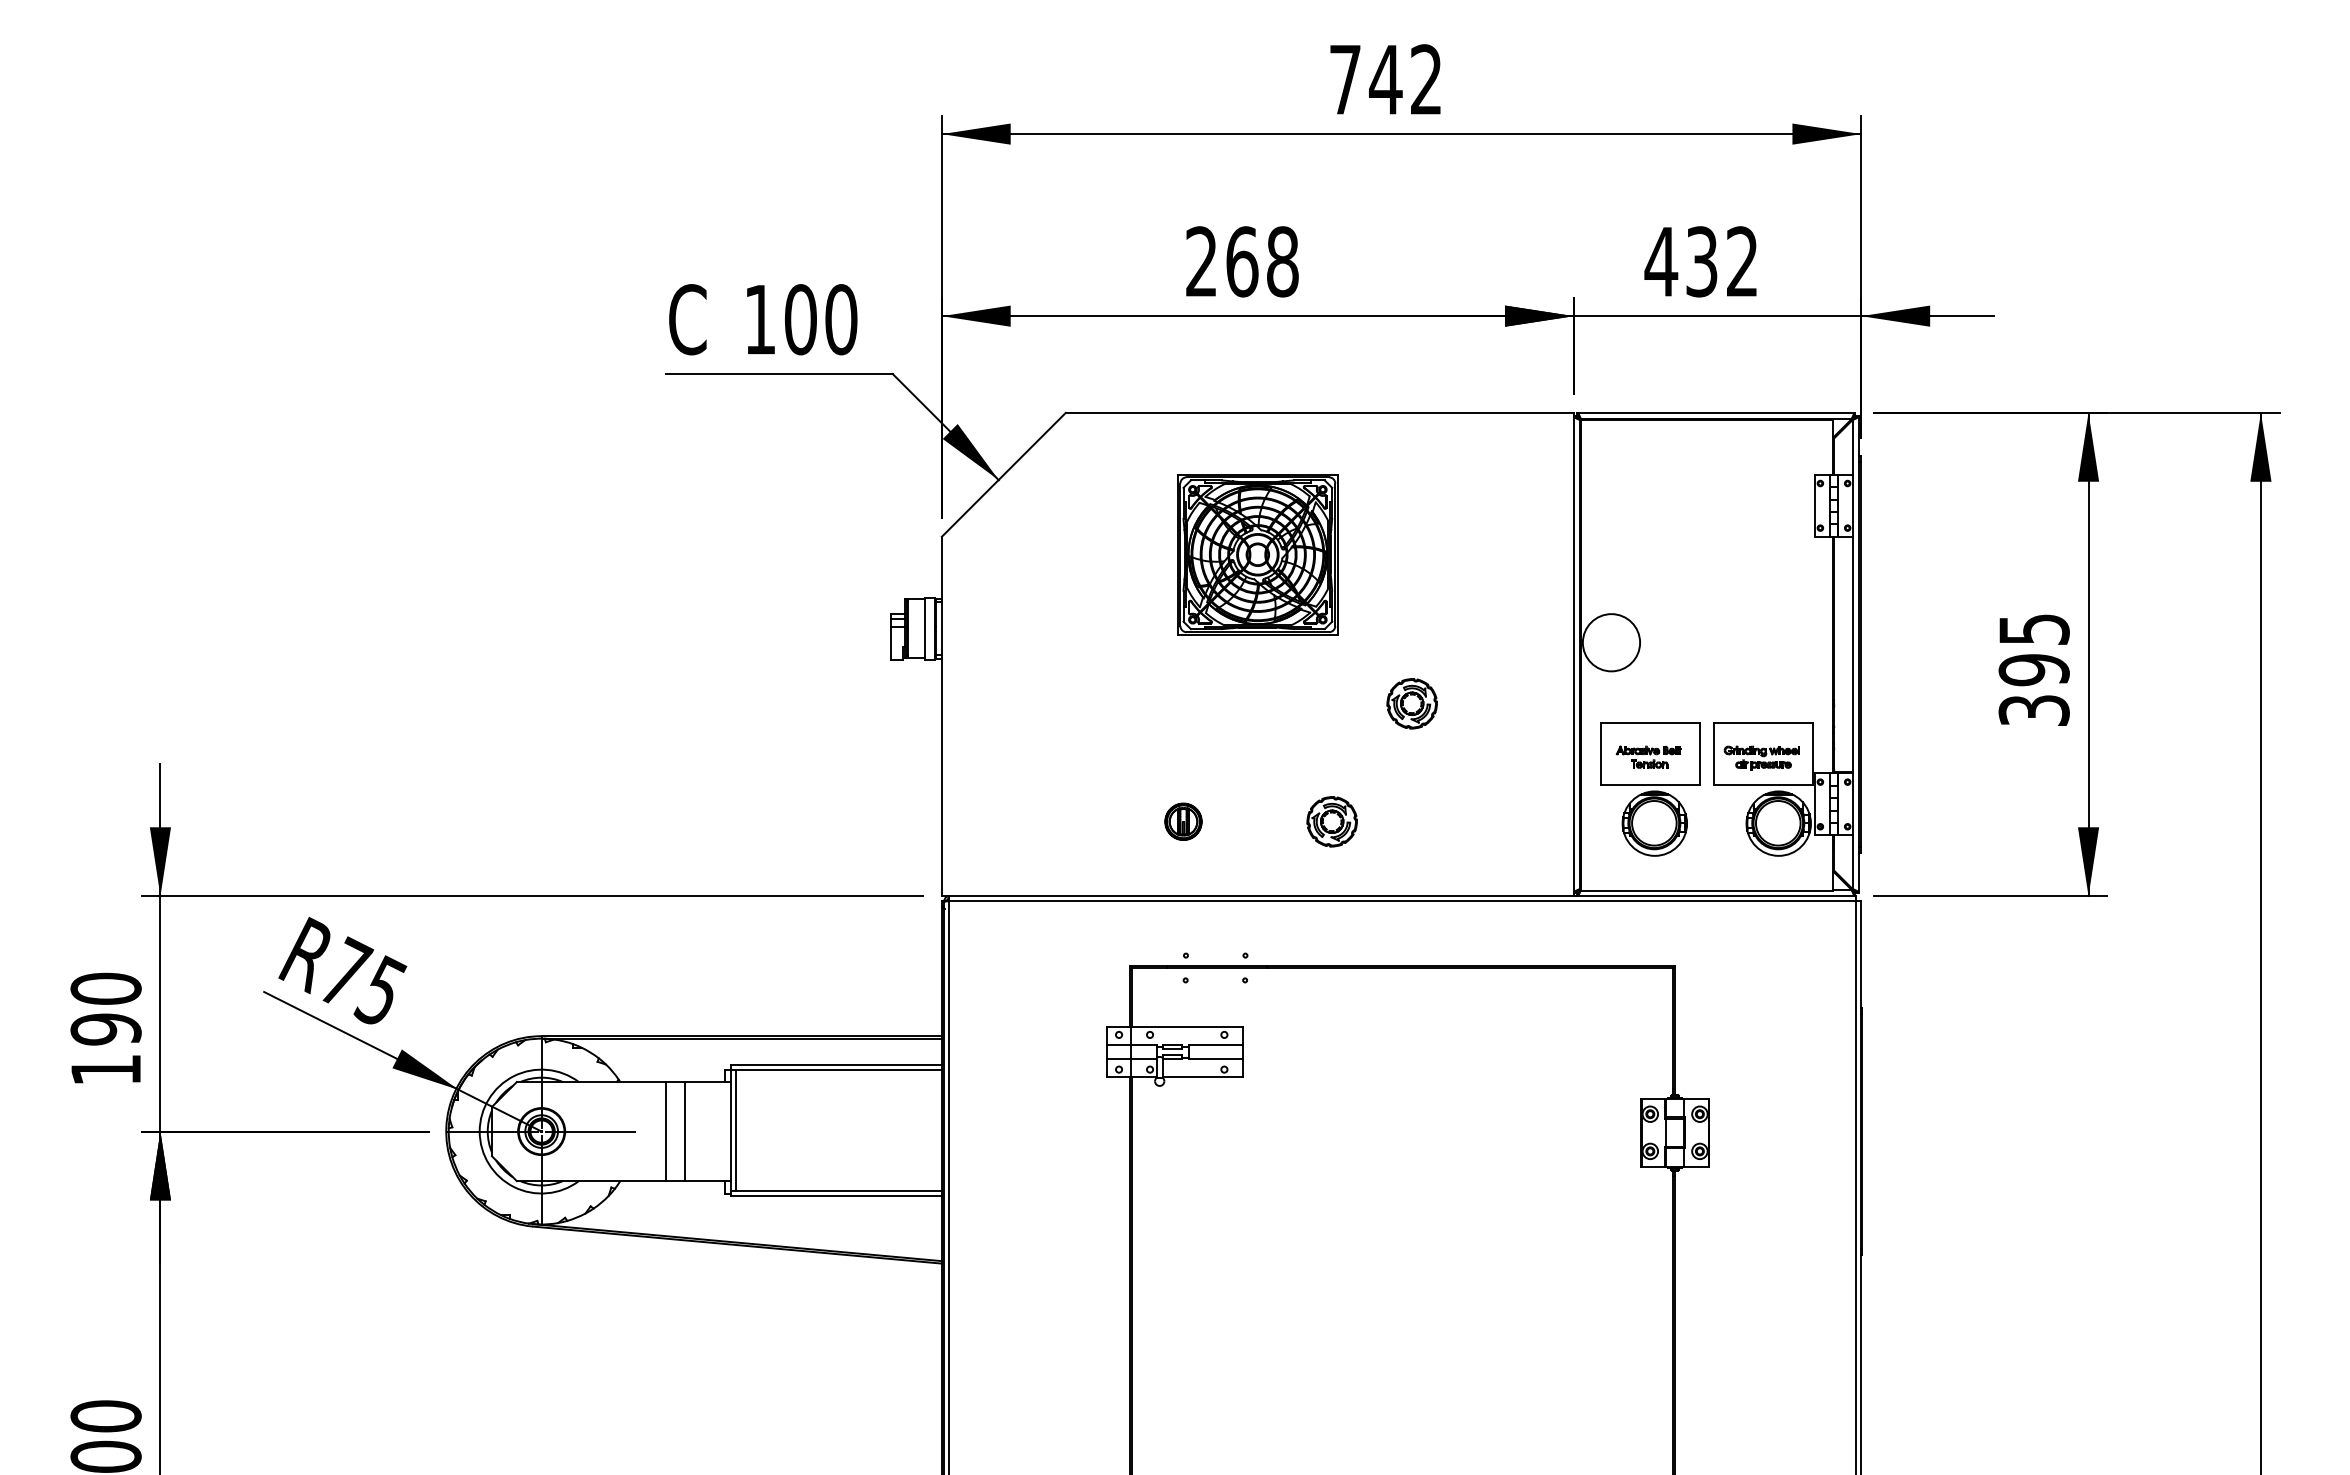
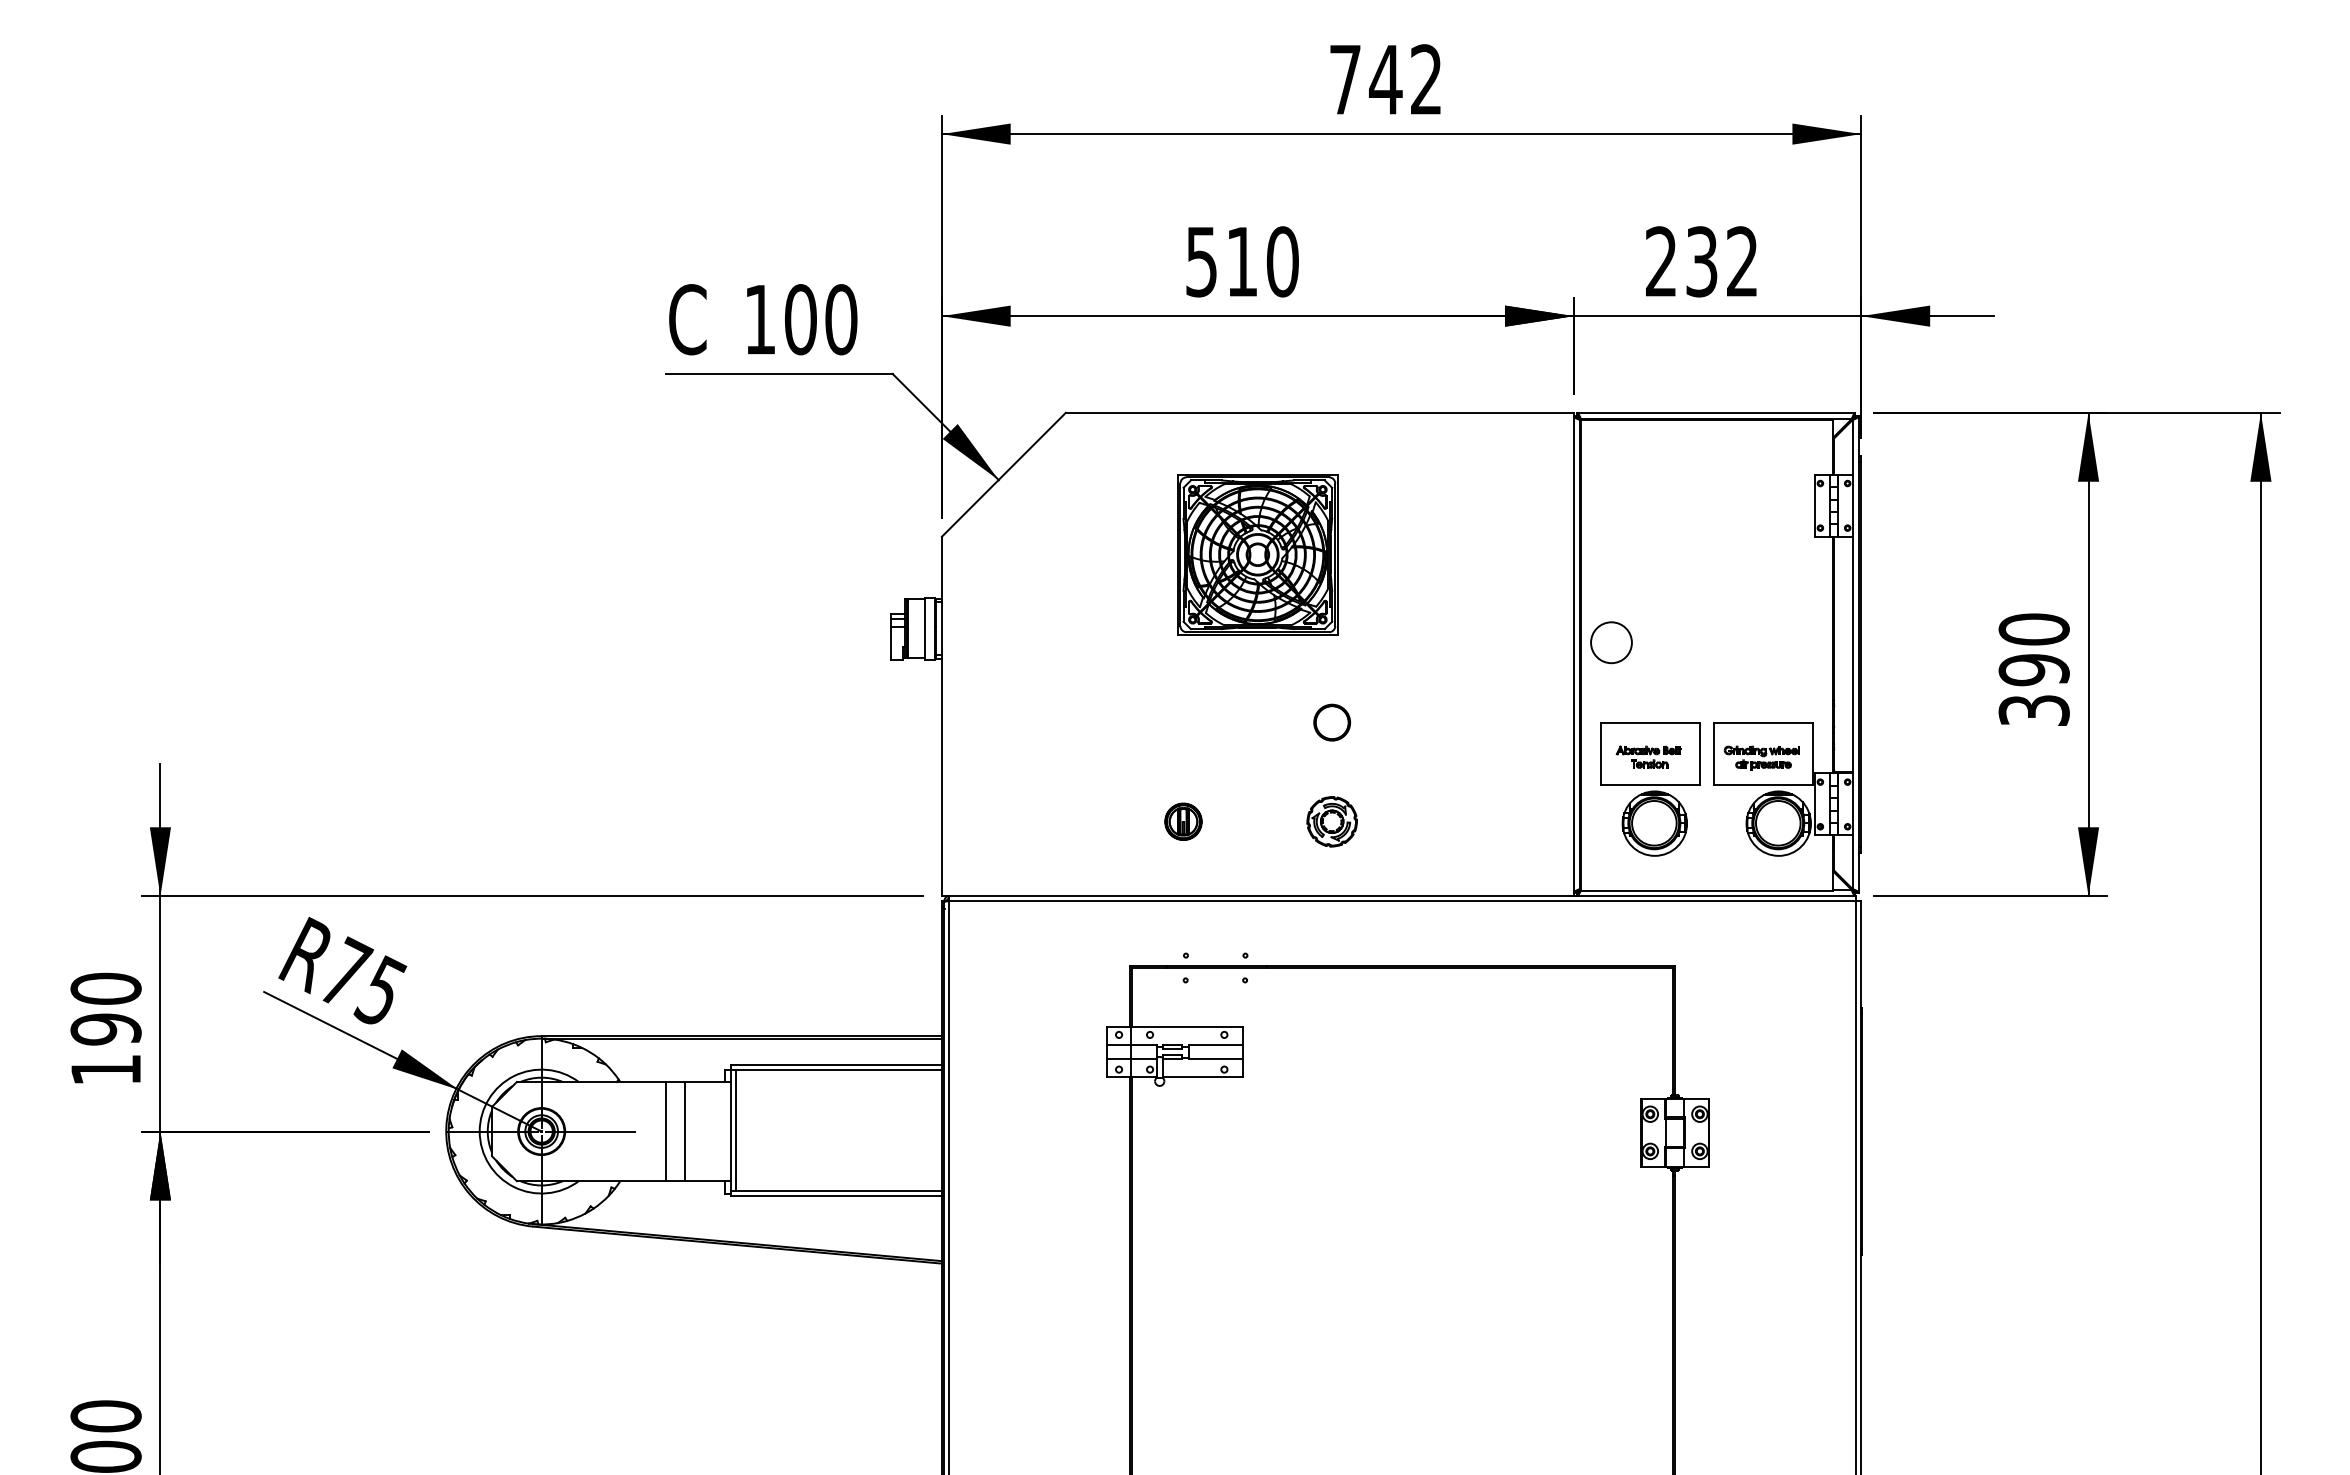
text: 268 -> 510 (1242, 261)
text: 432 -> 232 (1661, 261)
text: 395 -> 390 (2033, 629)
circle diameter: 57 px -> 41 px (1611, 642)
part: present -> none (1411, 703)
part: none -> present (1332, 722)
